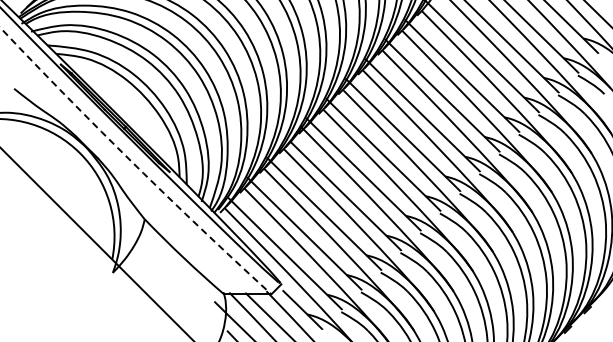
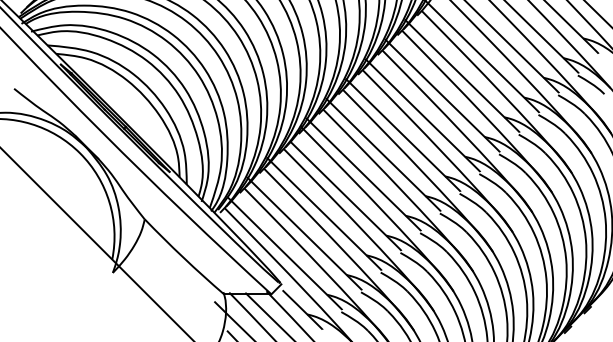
arc: dashed -> solid (133, 163)
